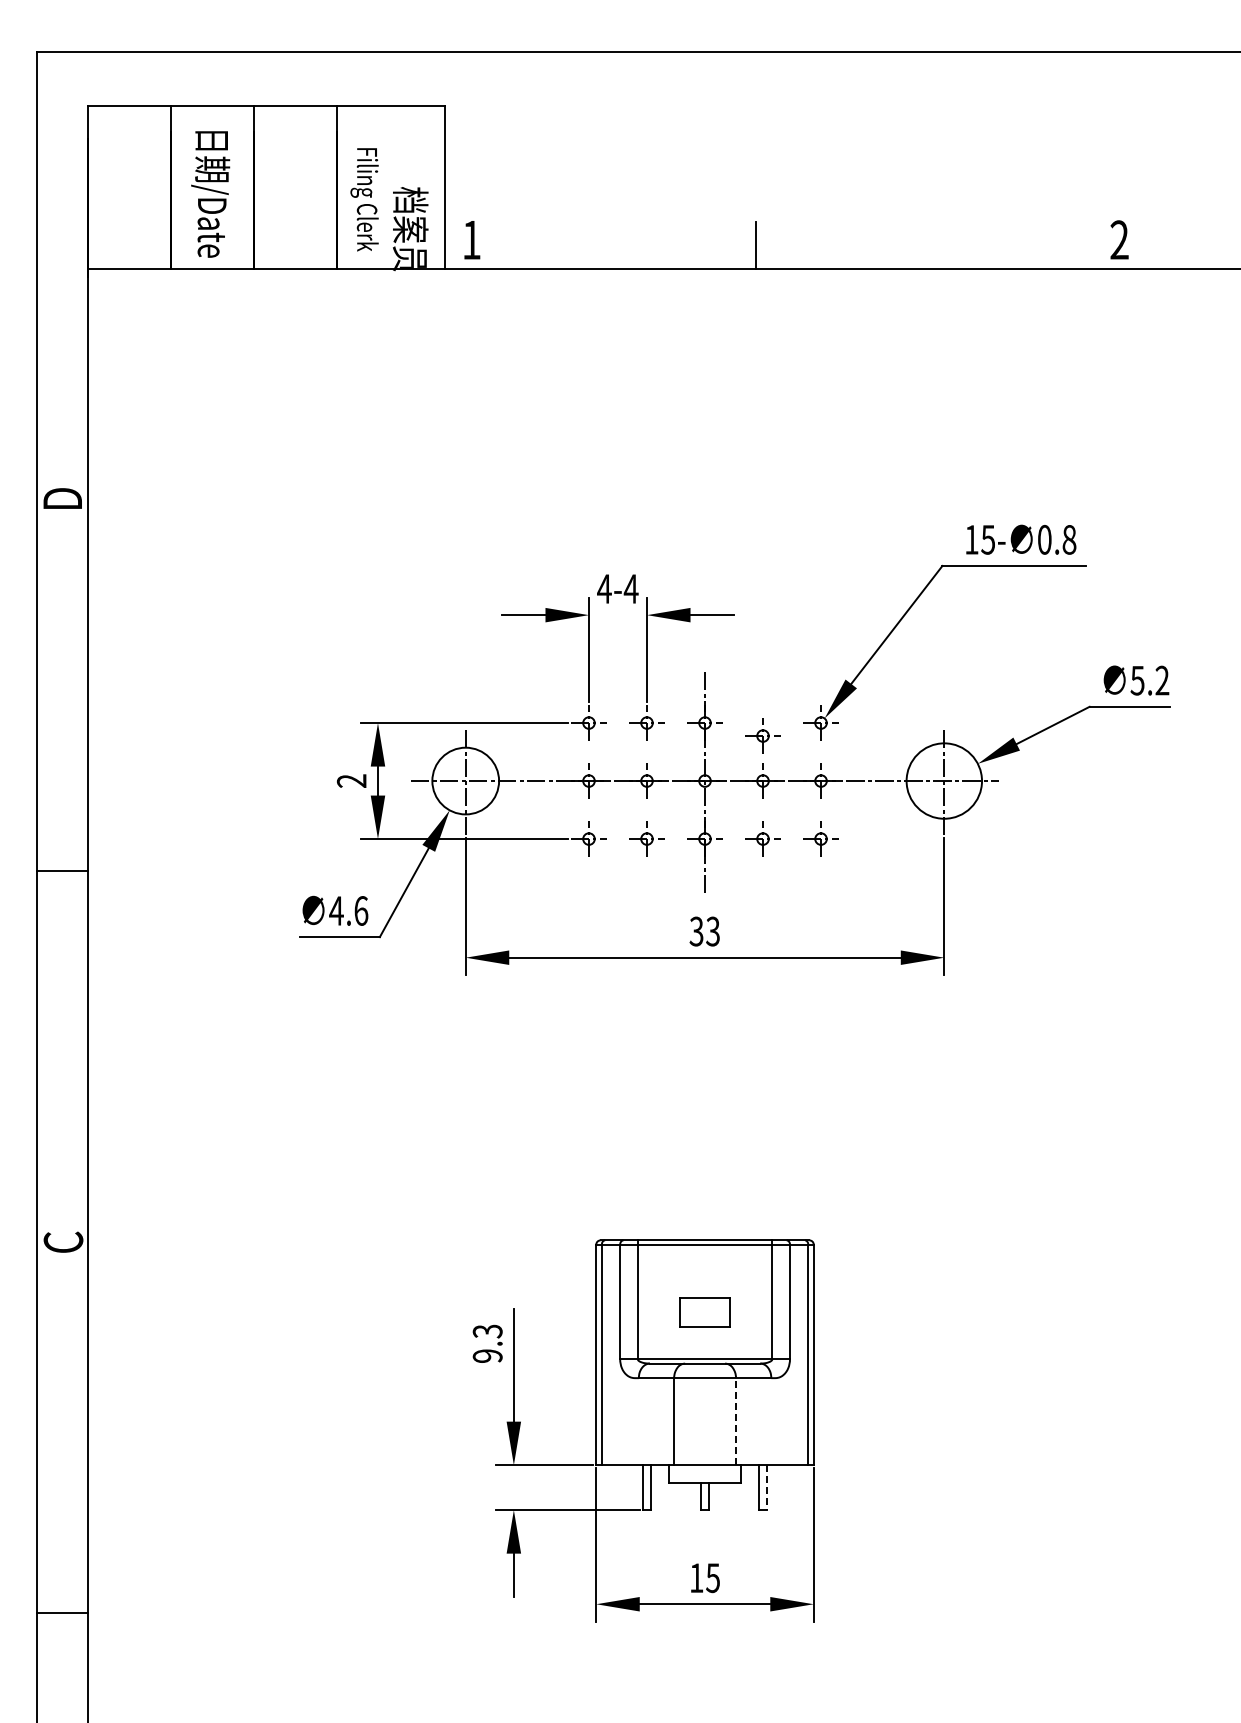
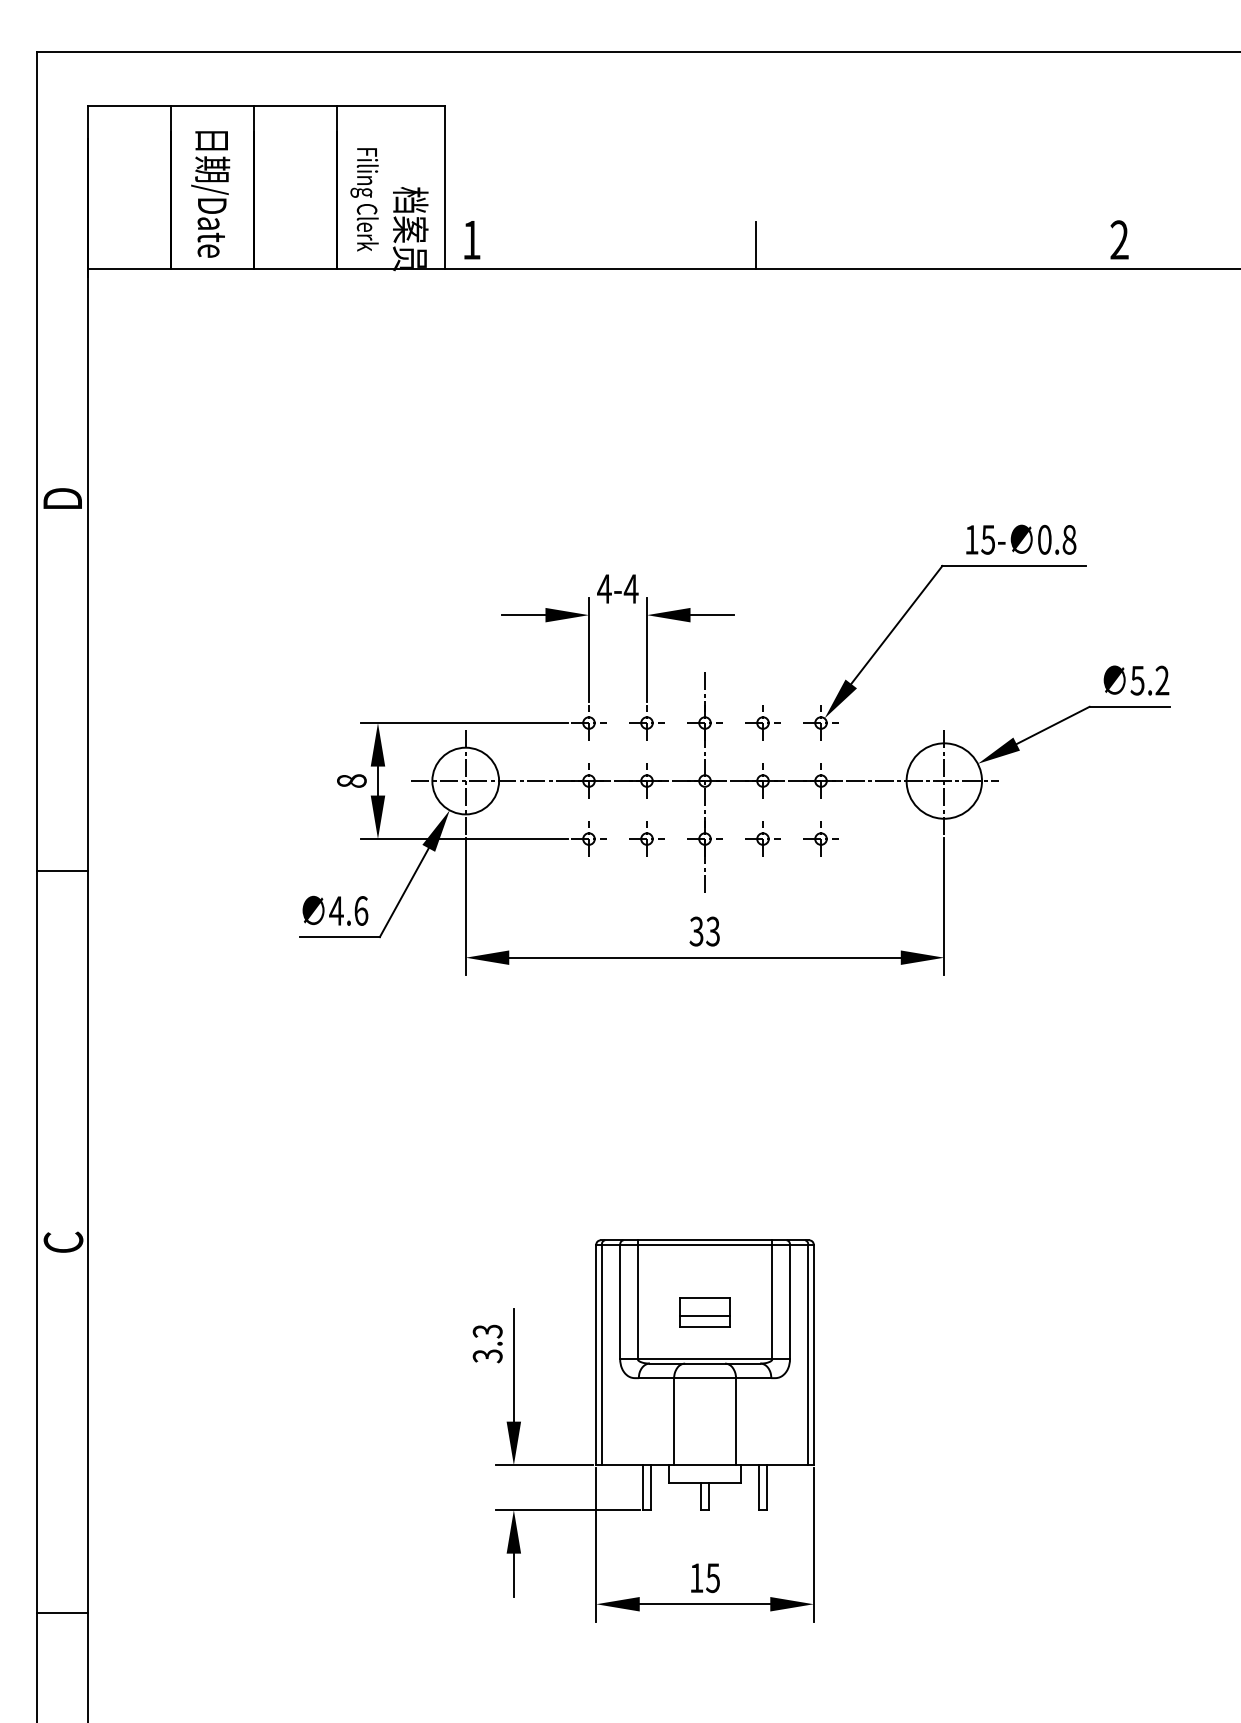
part position: (762, 735) -> (762, 722) (762, 722)
text: 2 -> 8 (351, 780)
line: none -> present (704, 1315)
text: 9.3 -> 3.3 (487, 1356)
line: dashed -> solid (736, 1421)
line: dashed -> solid (767, 1488)
